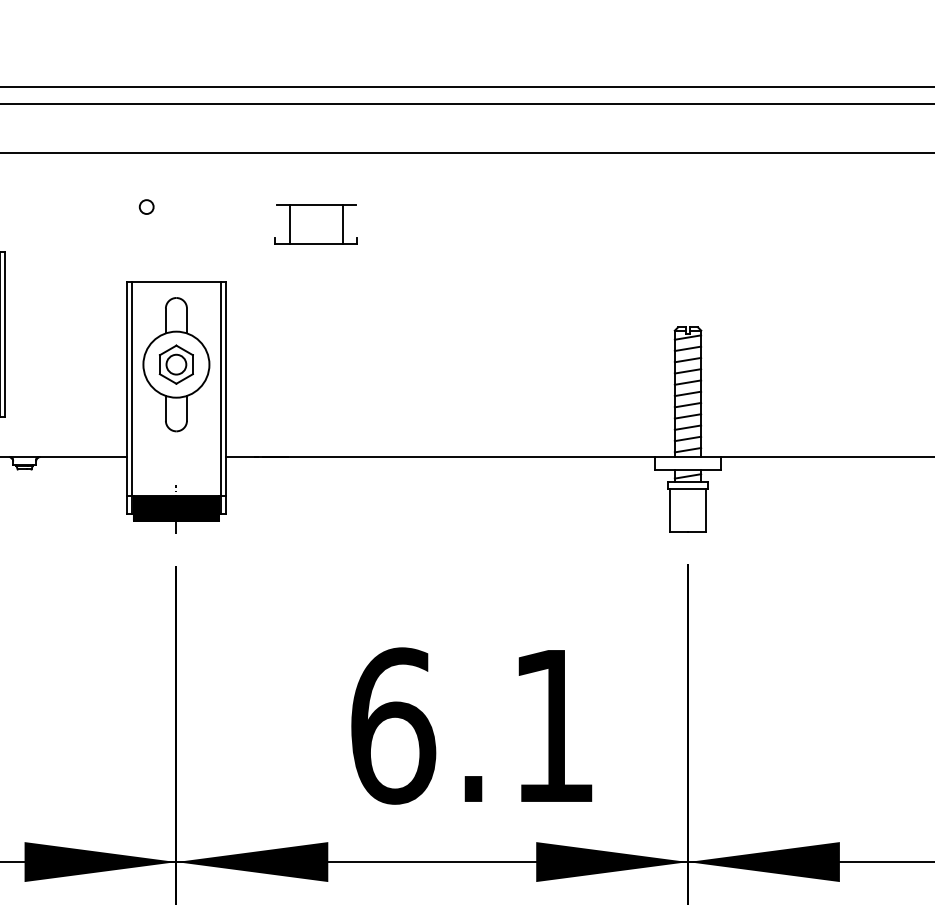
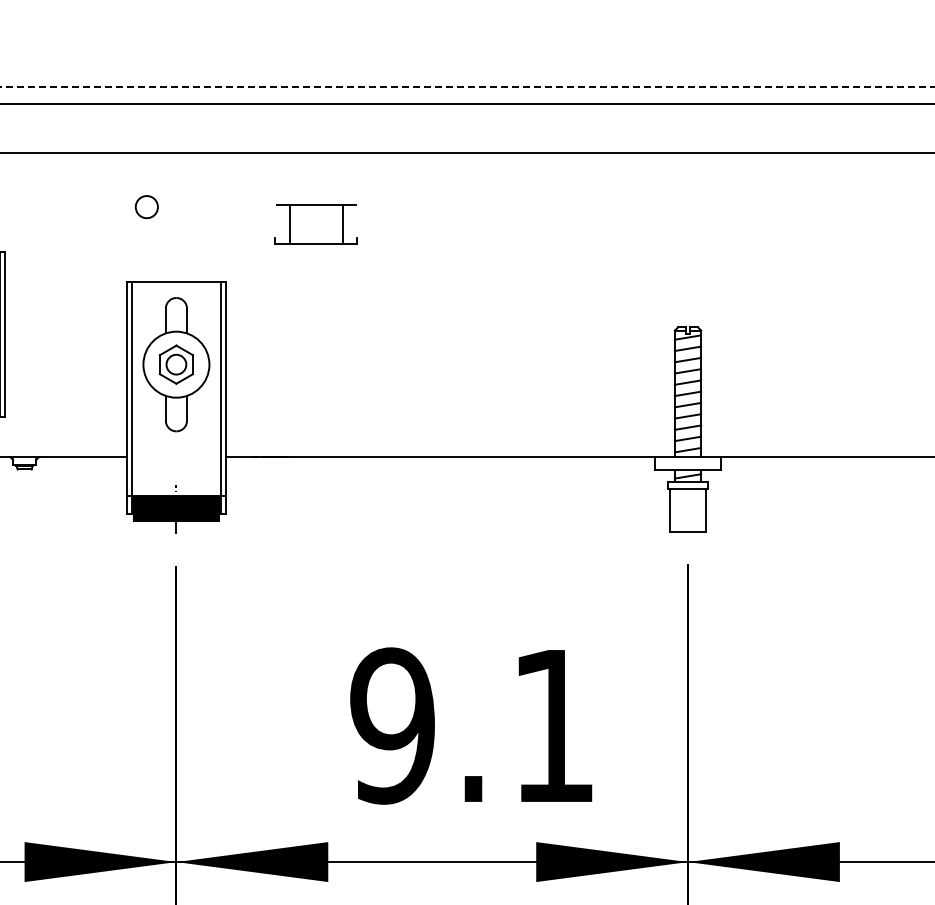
line: solid -> dashed (467, 87)
circle size: 17x16 px -> 25x25 px (146, 207)
text: 6.1 -> 9.1 (393, 725)
